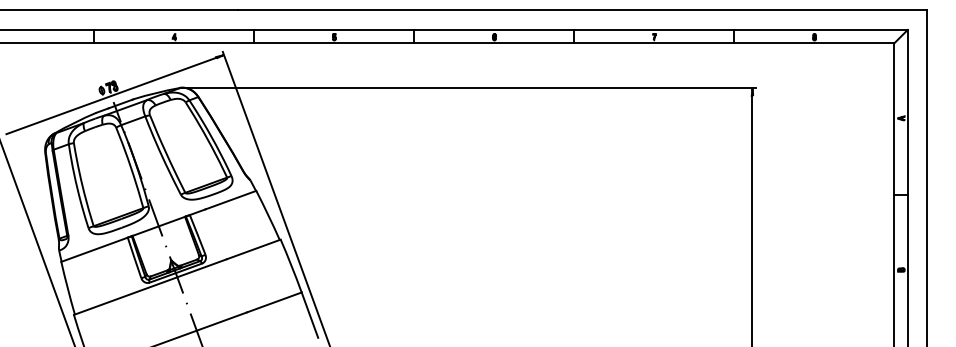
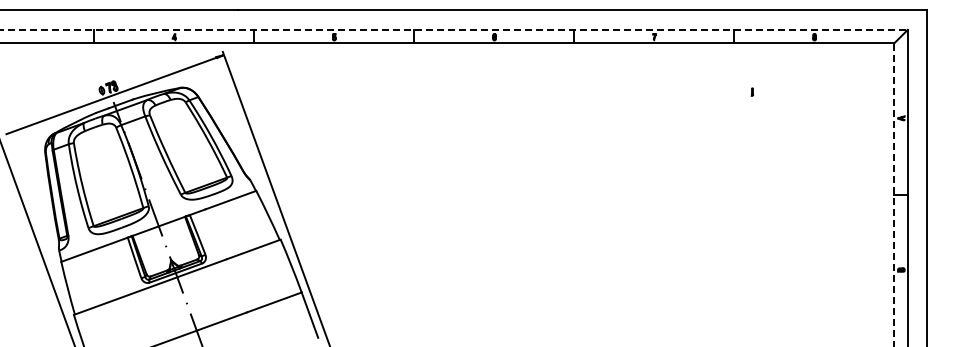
line: solid -> dashed (454, 30)
line: present -> none (469, 87)
line: solid -> dashed (894, 194)
line: present -> none (752, 219)
